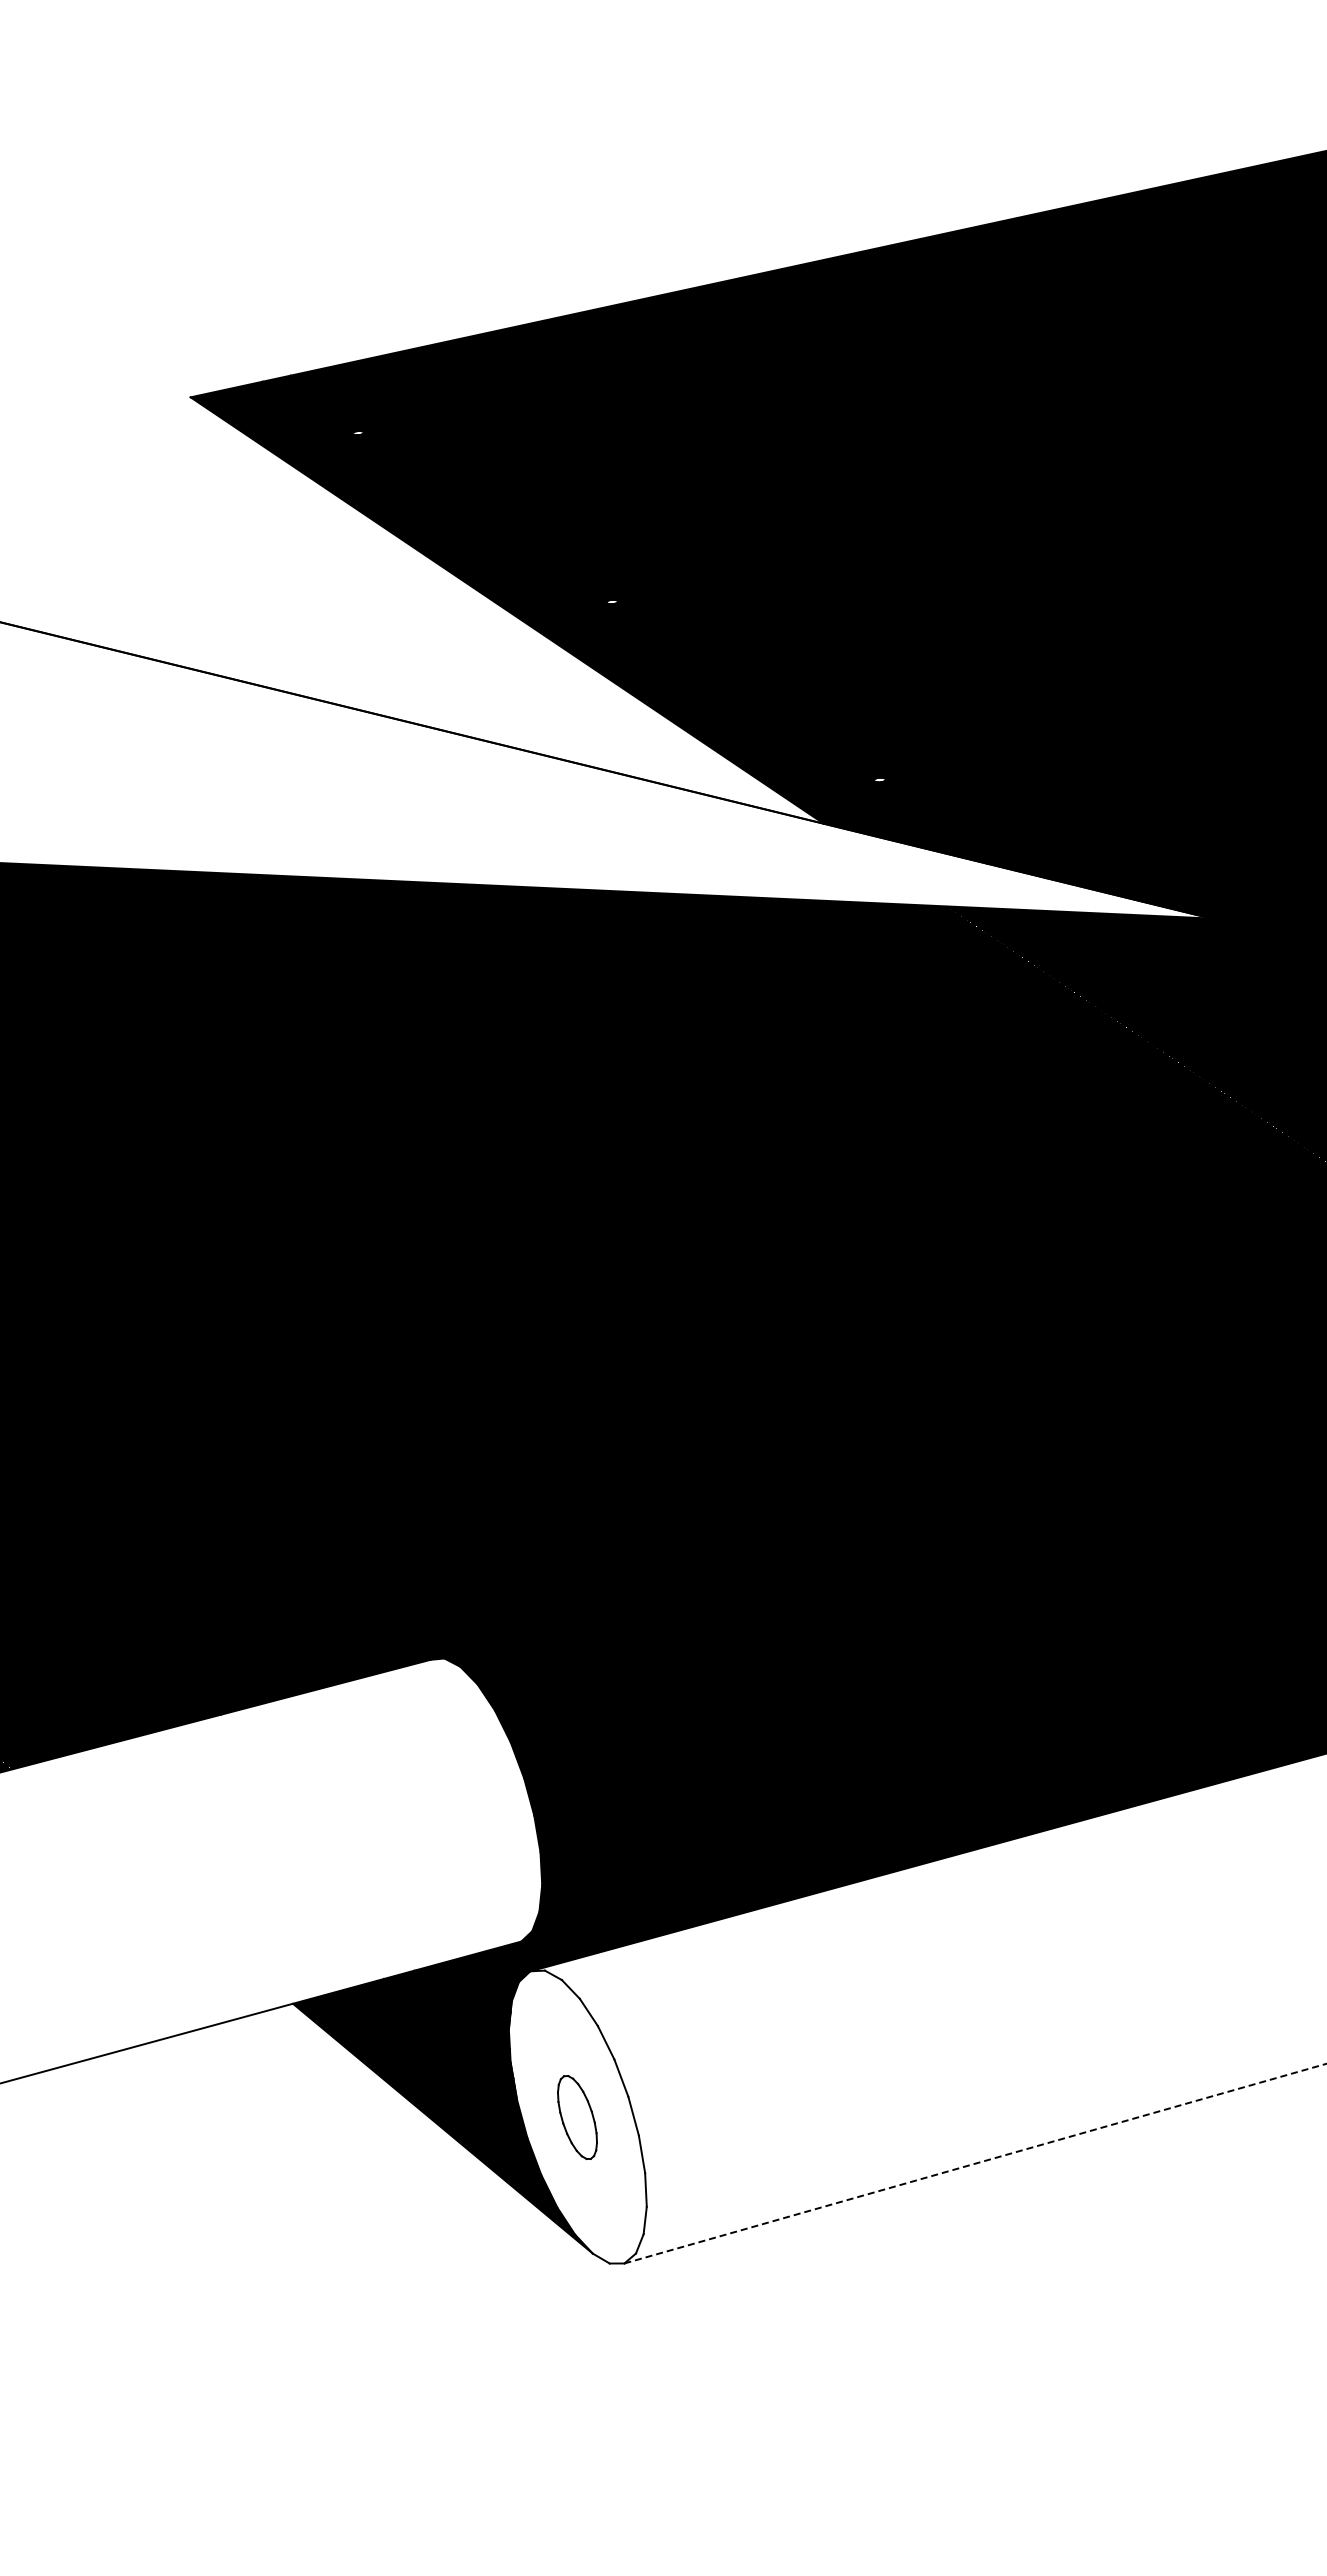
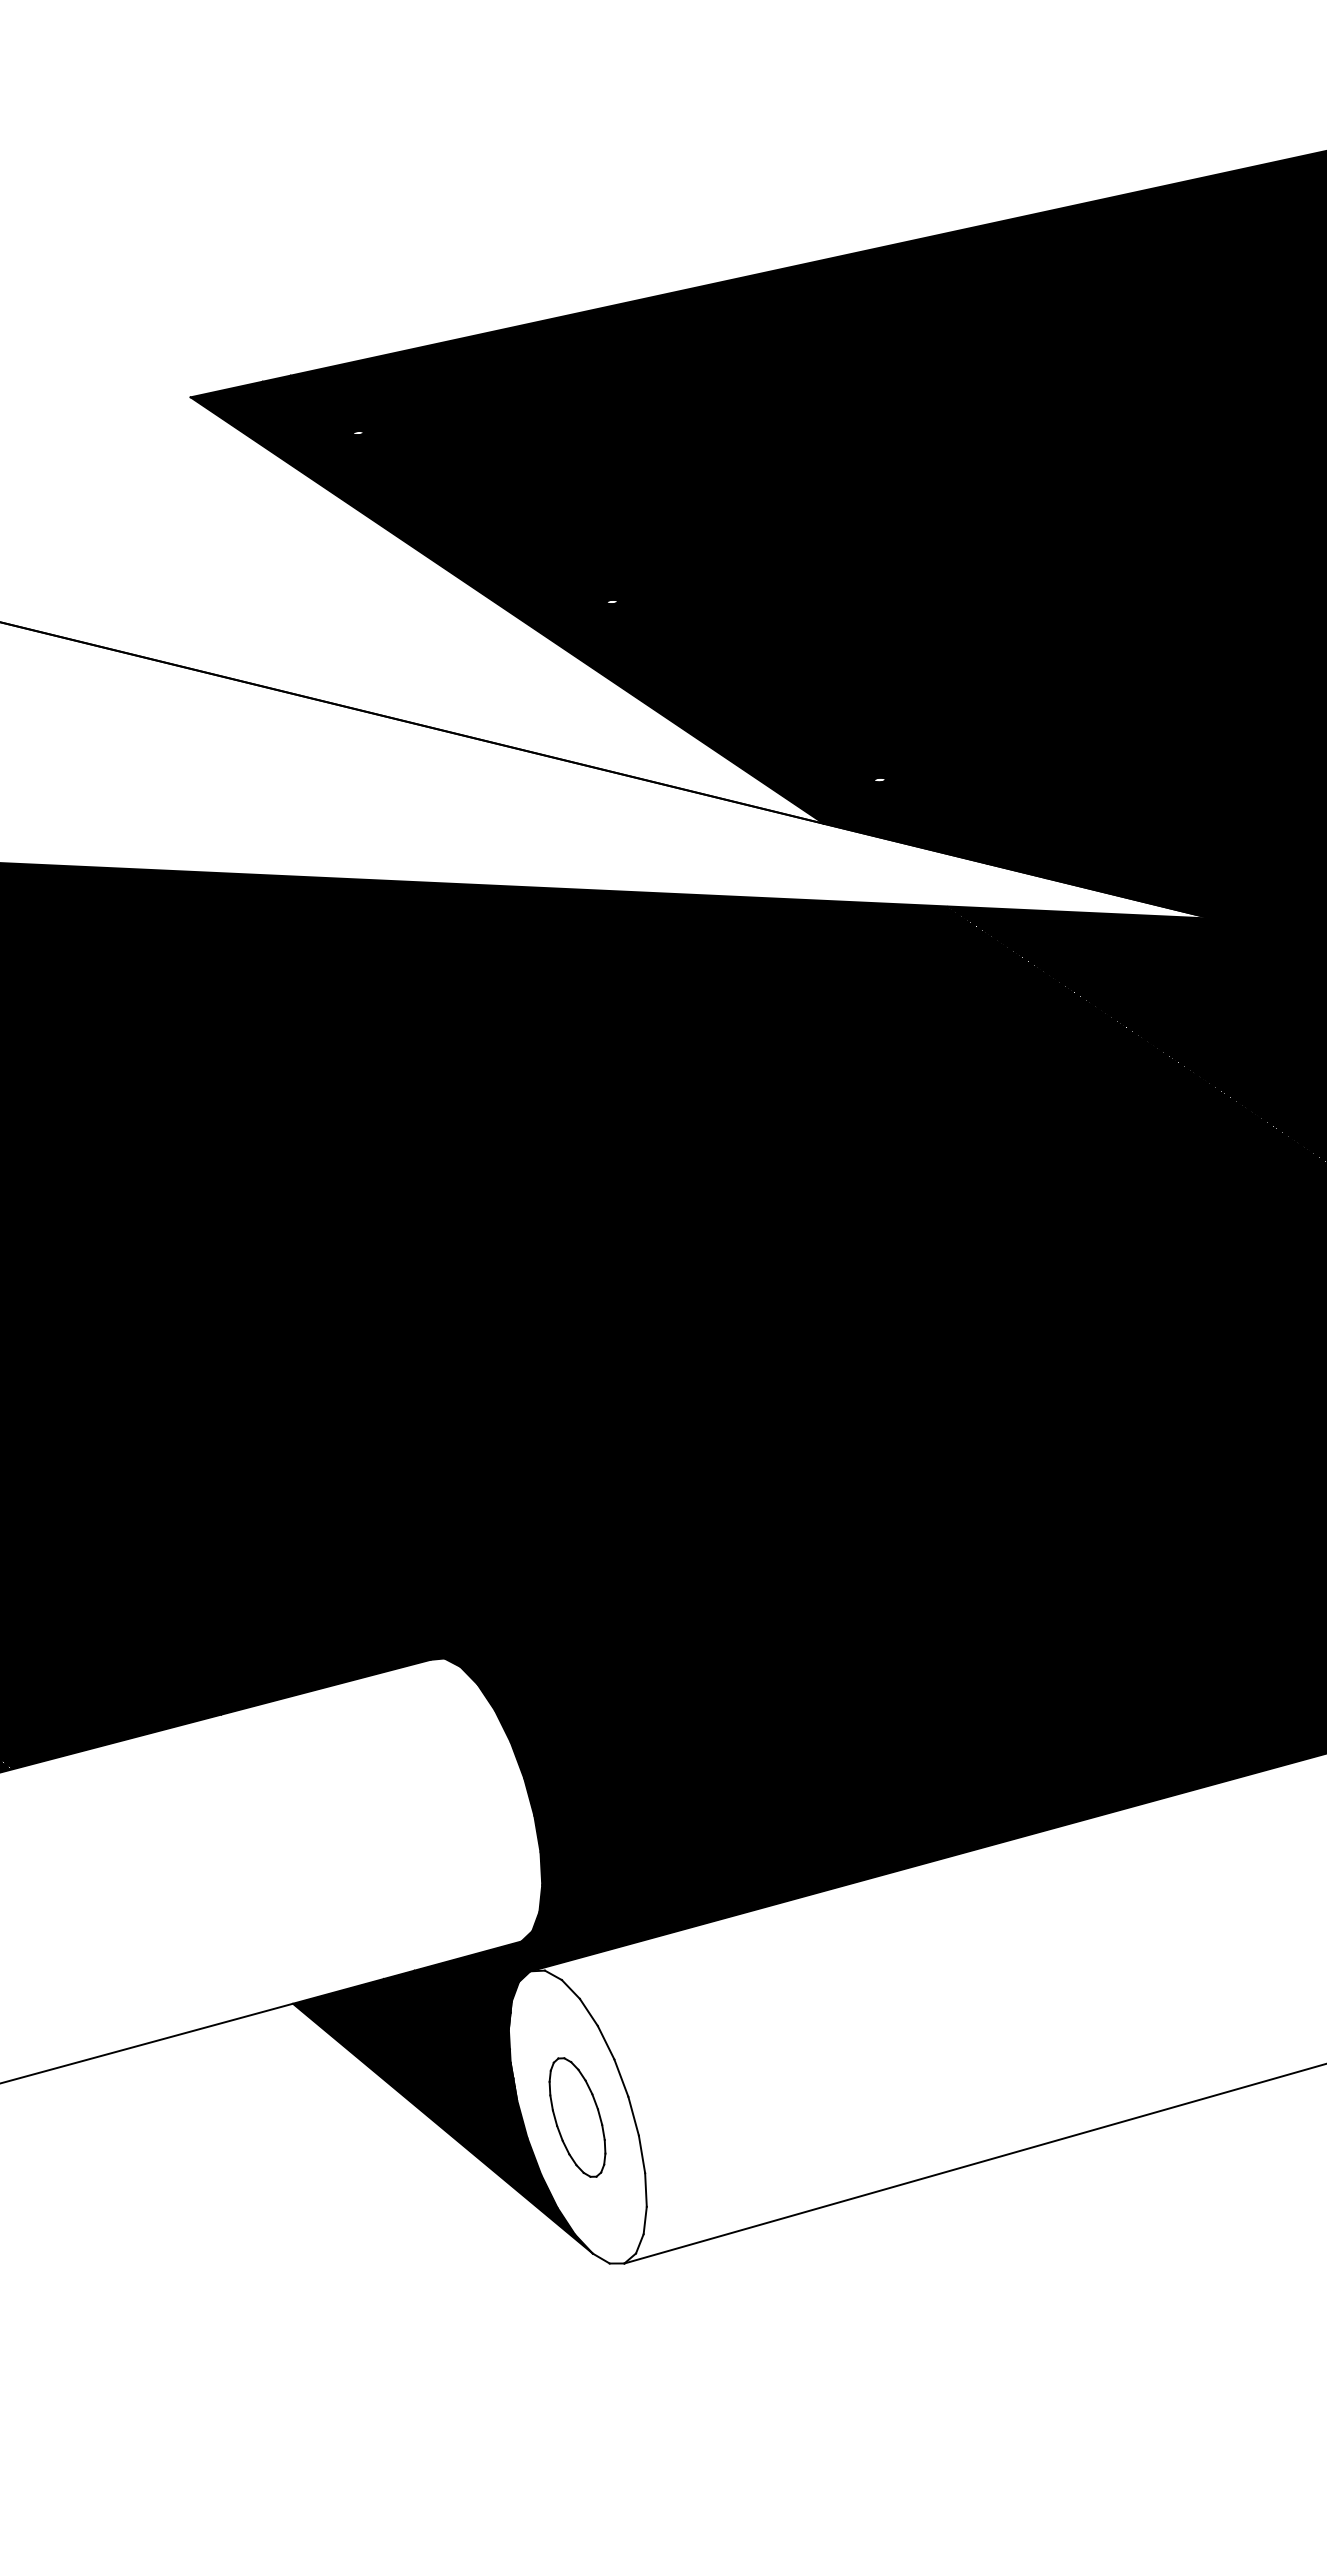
part size: 41x85 px -> 59x121 px (577, 2117)
line: dashed -> solid (975, 2163)
